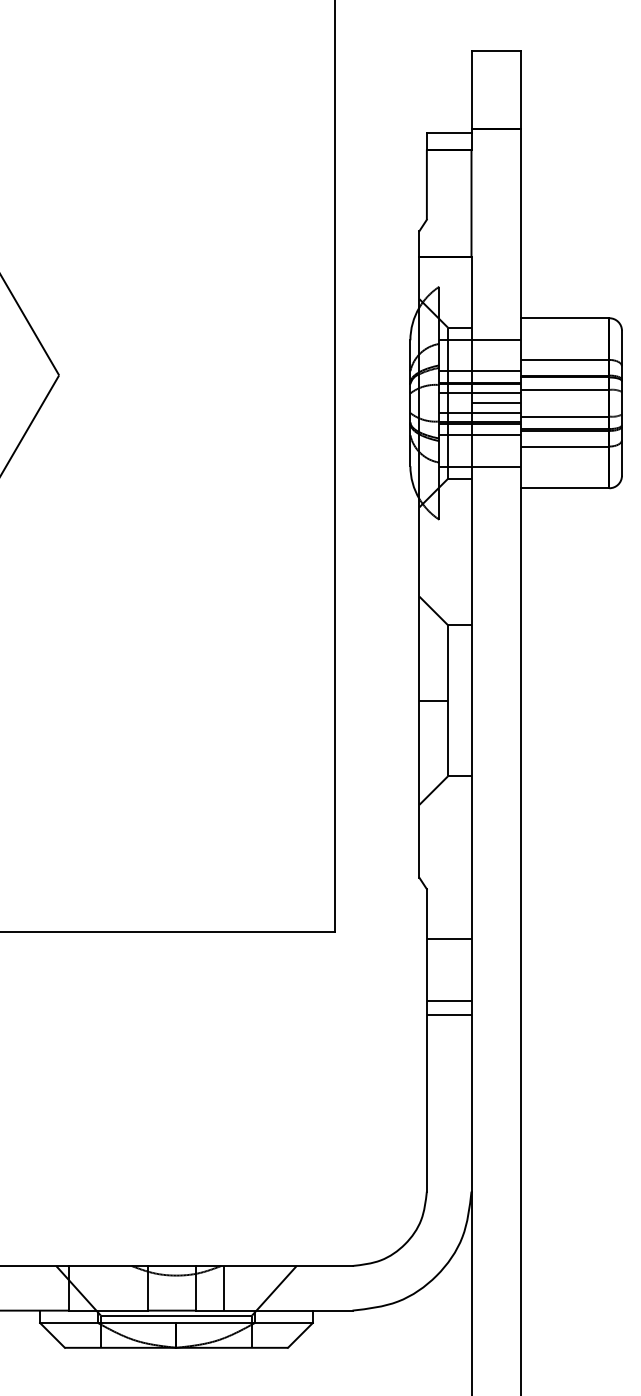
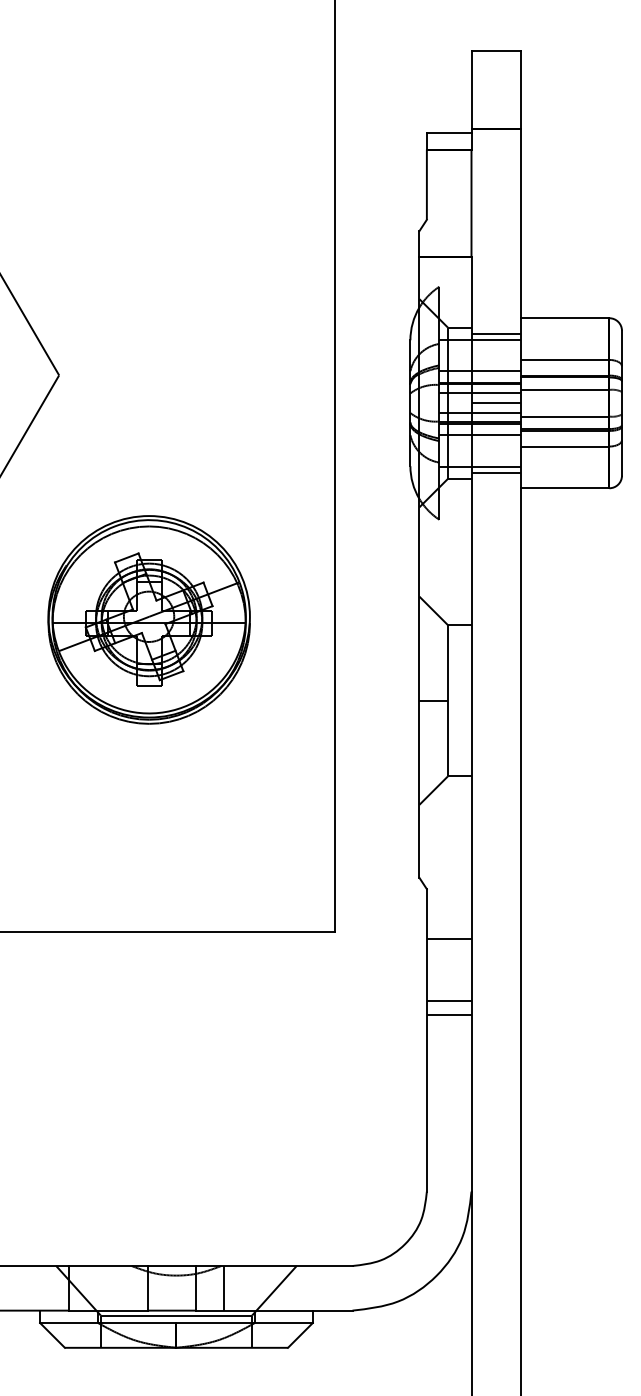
line: none -> present (496, 333)
line: none -> present (496, 472)
part: none -> present (148, 619)
